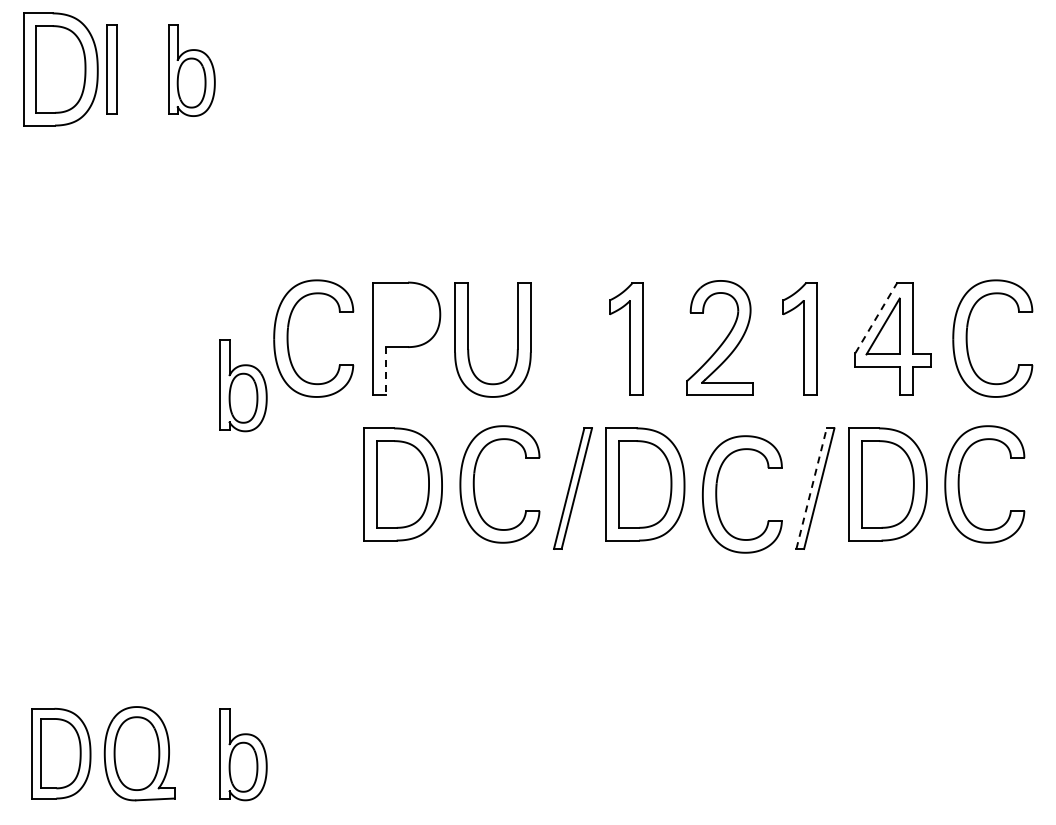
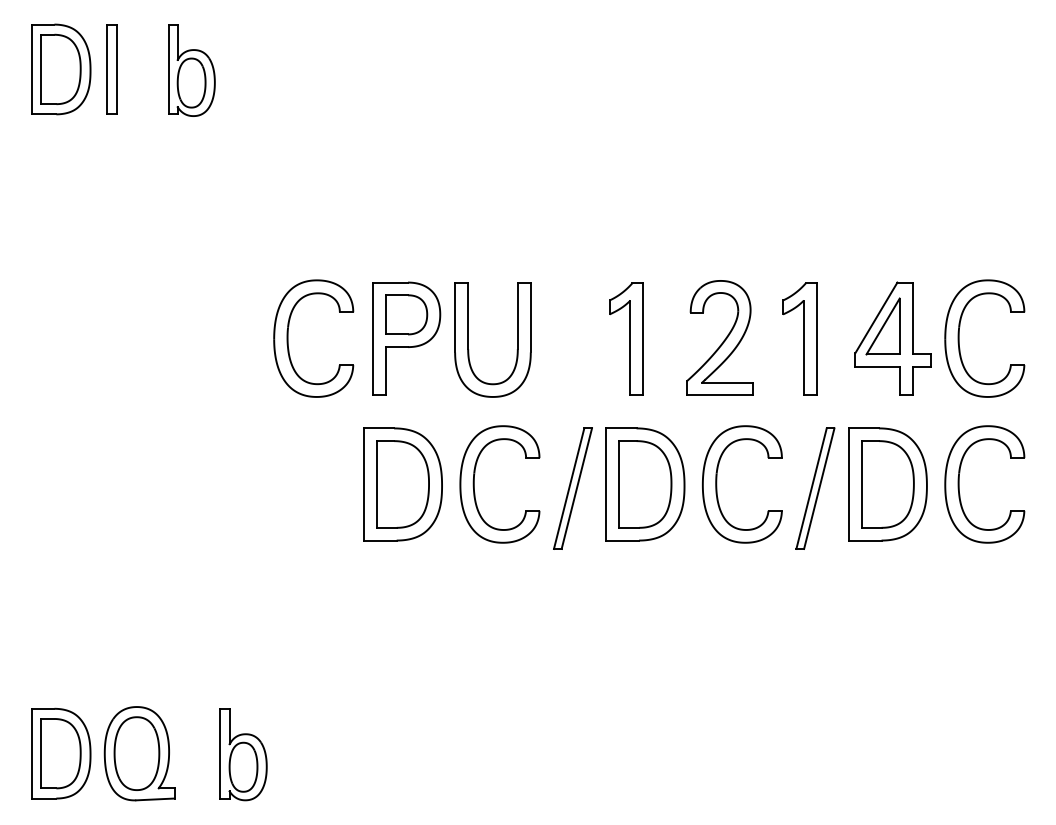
part size: 76x115 px -> 61x93 px (61, 69)
part: none -> present (406, 314)
line: dashed -> solid (876, 317)
part position: (967, 338) -> (959, 338) (959, 338)
line: dashed -> solid (386, 370)
part: present -> none (243, 385)
line: dashed -> solid (811, 488)
part position: (717, 494) -> (717, 484) (717, 484)
